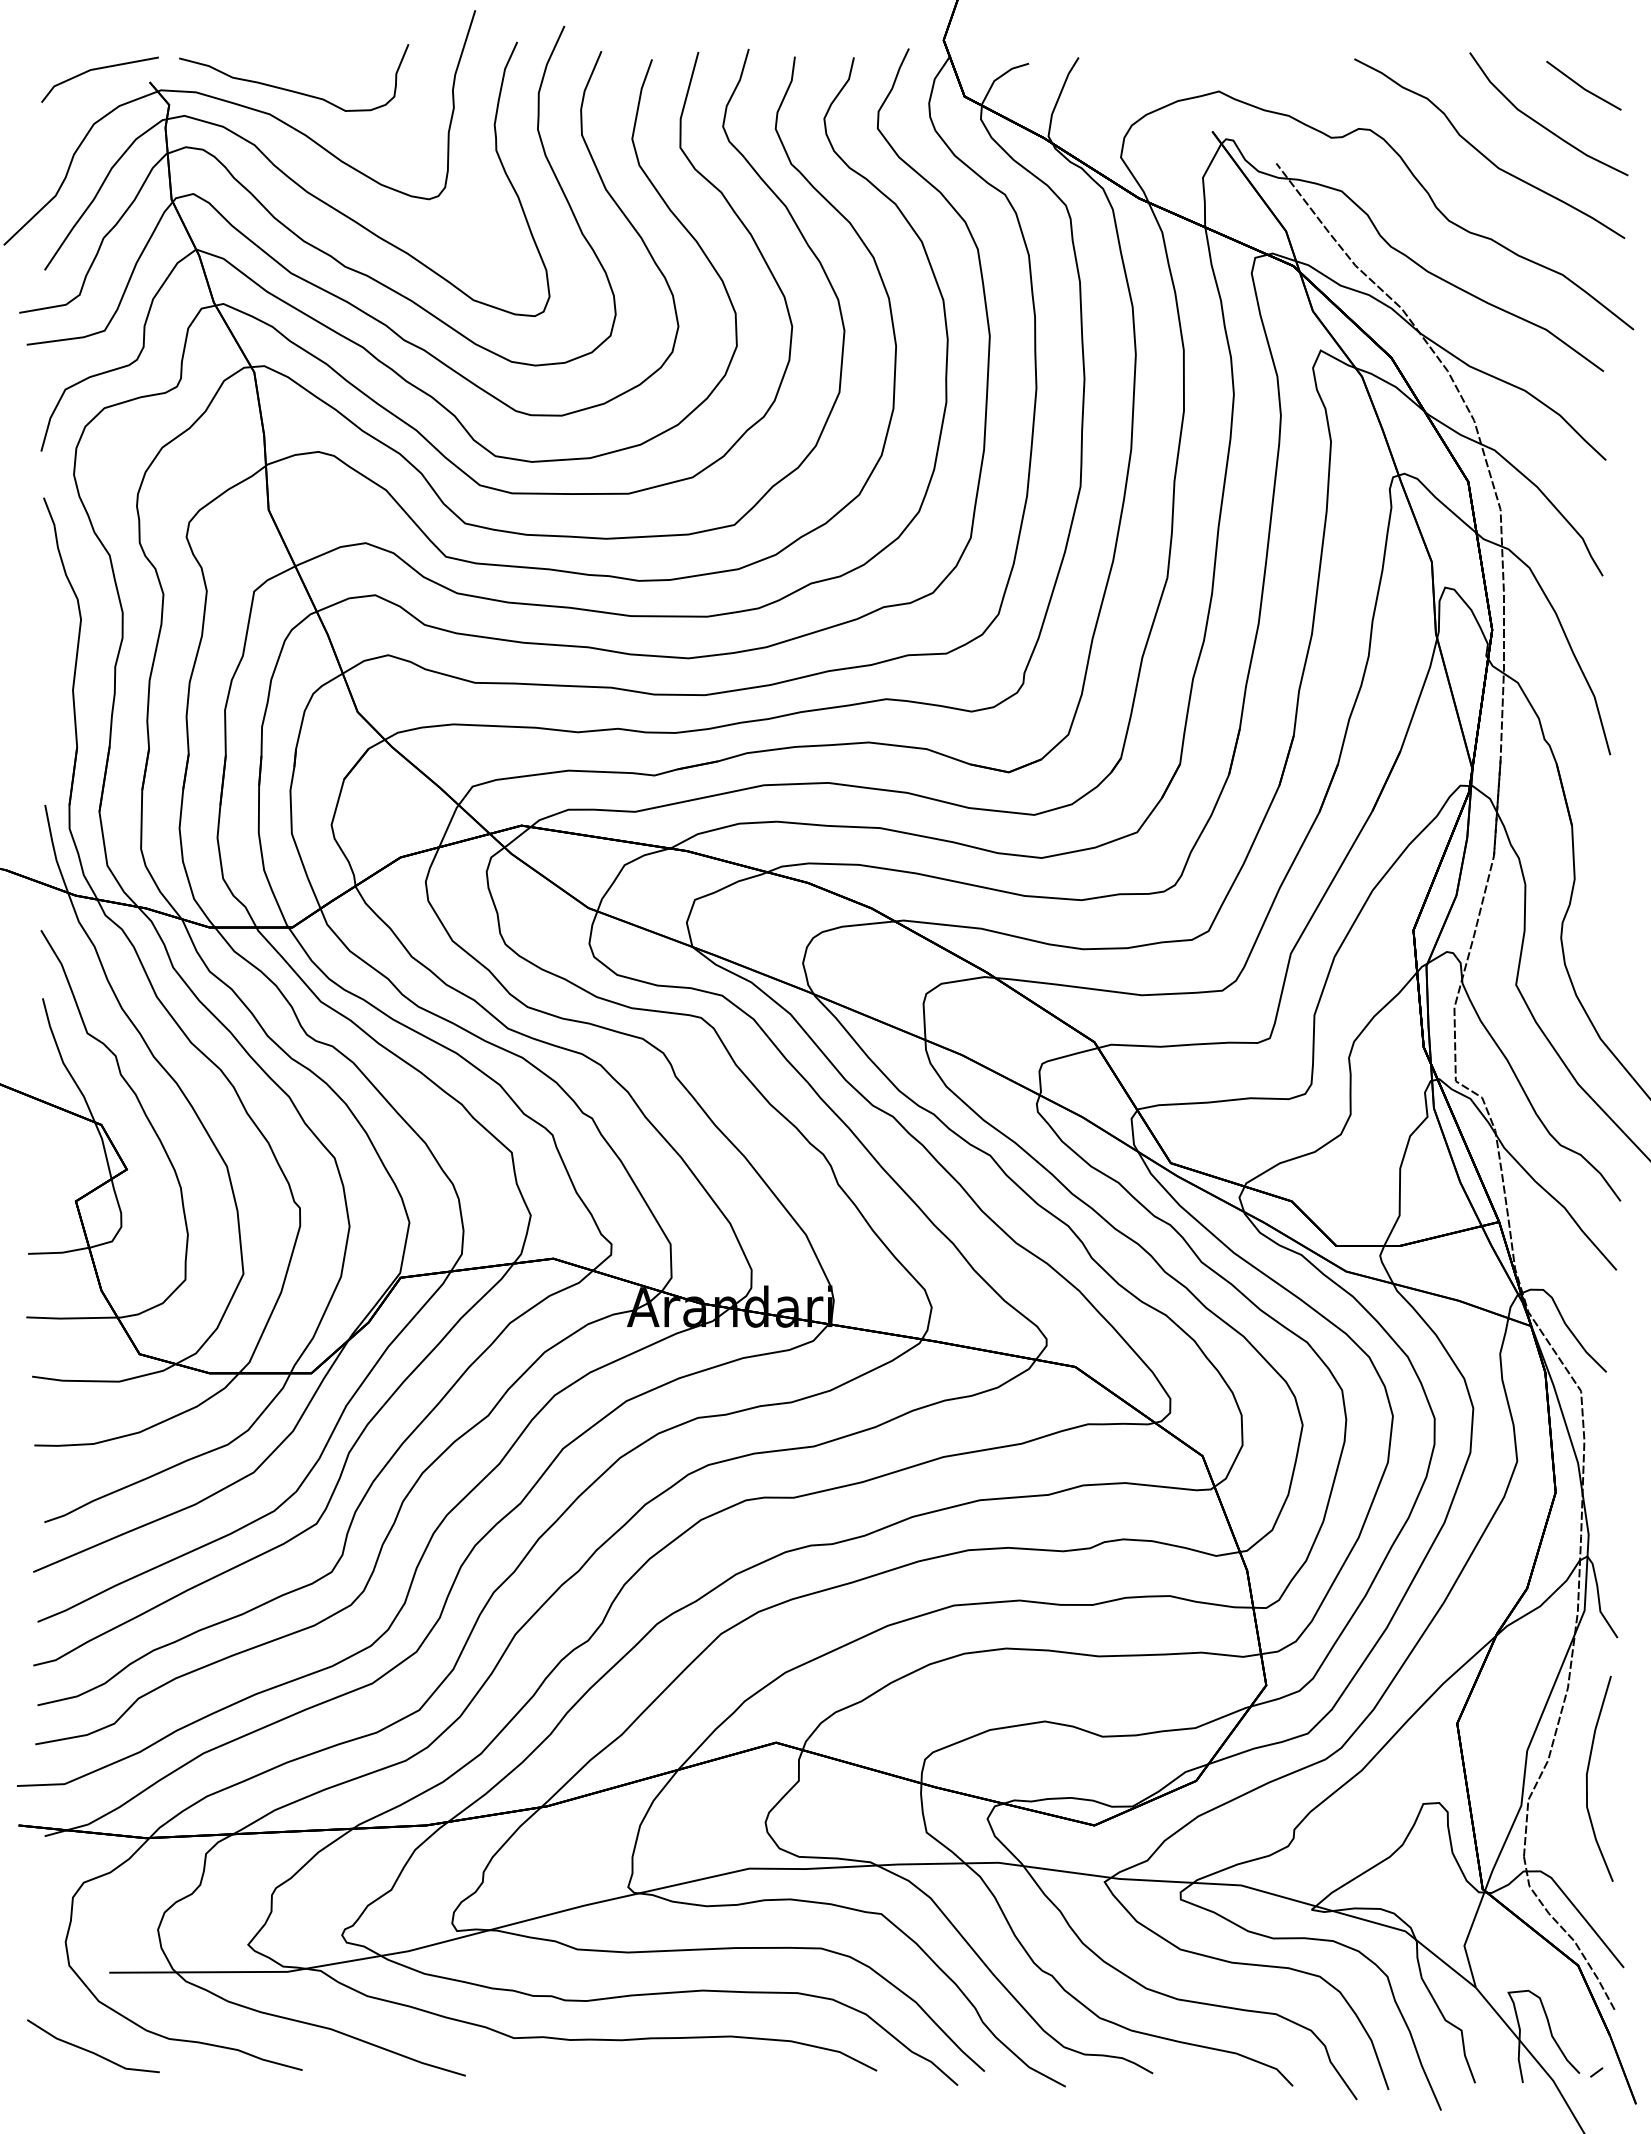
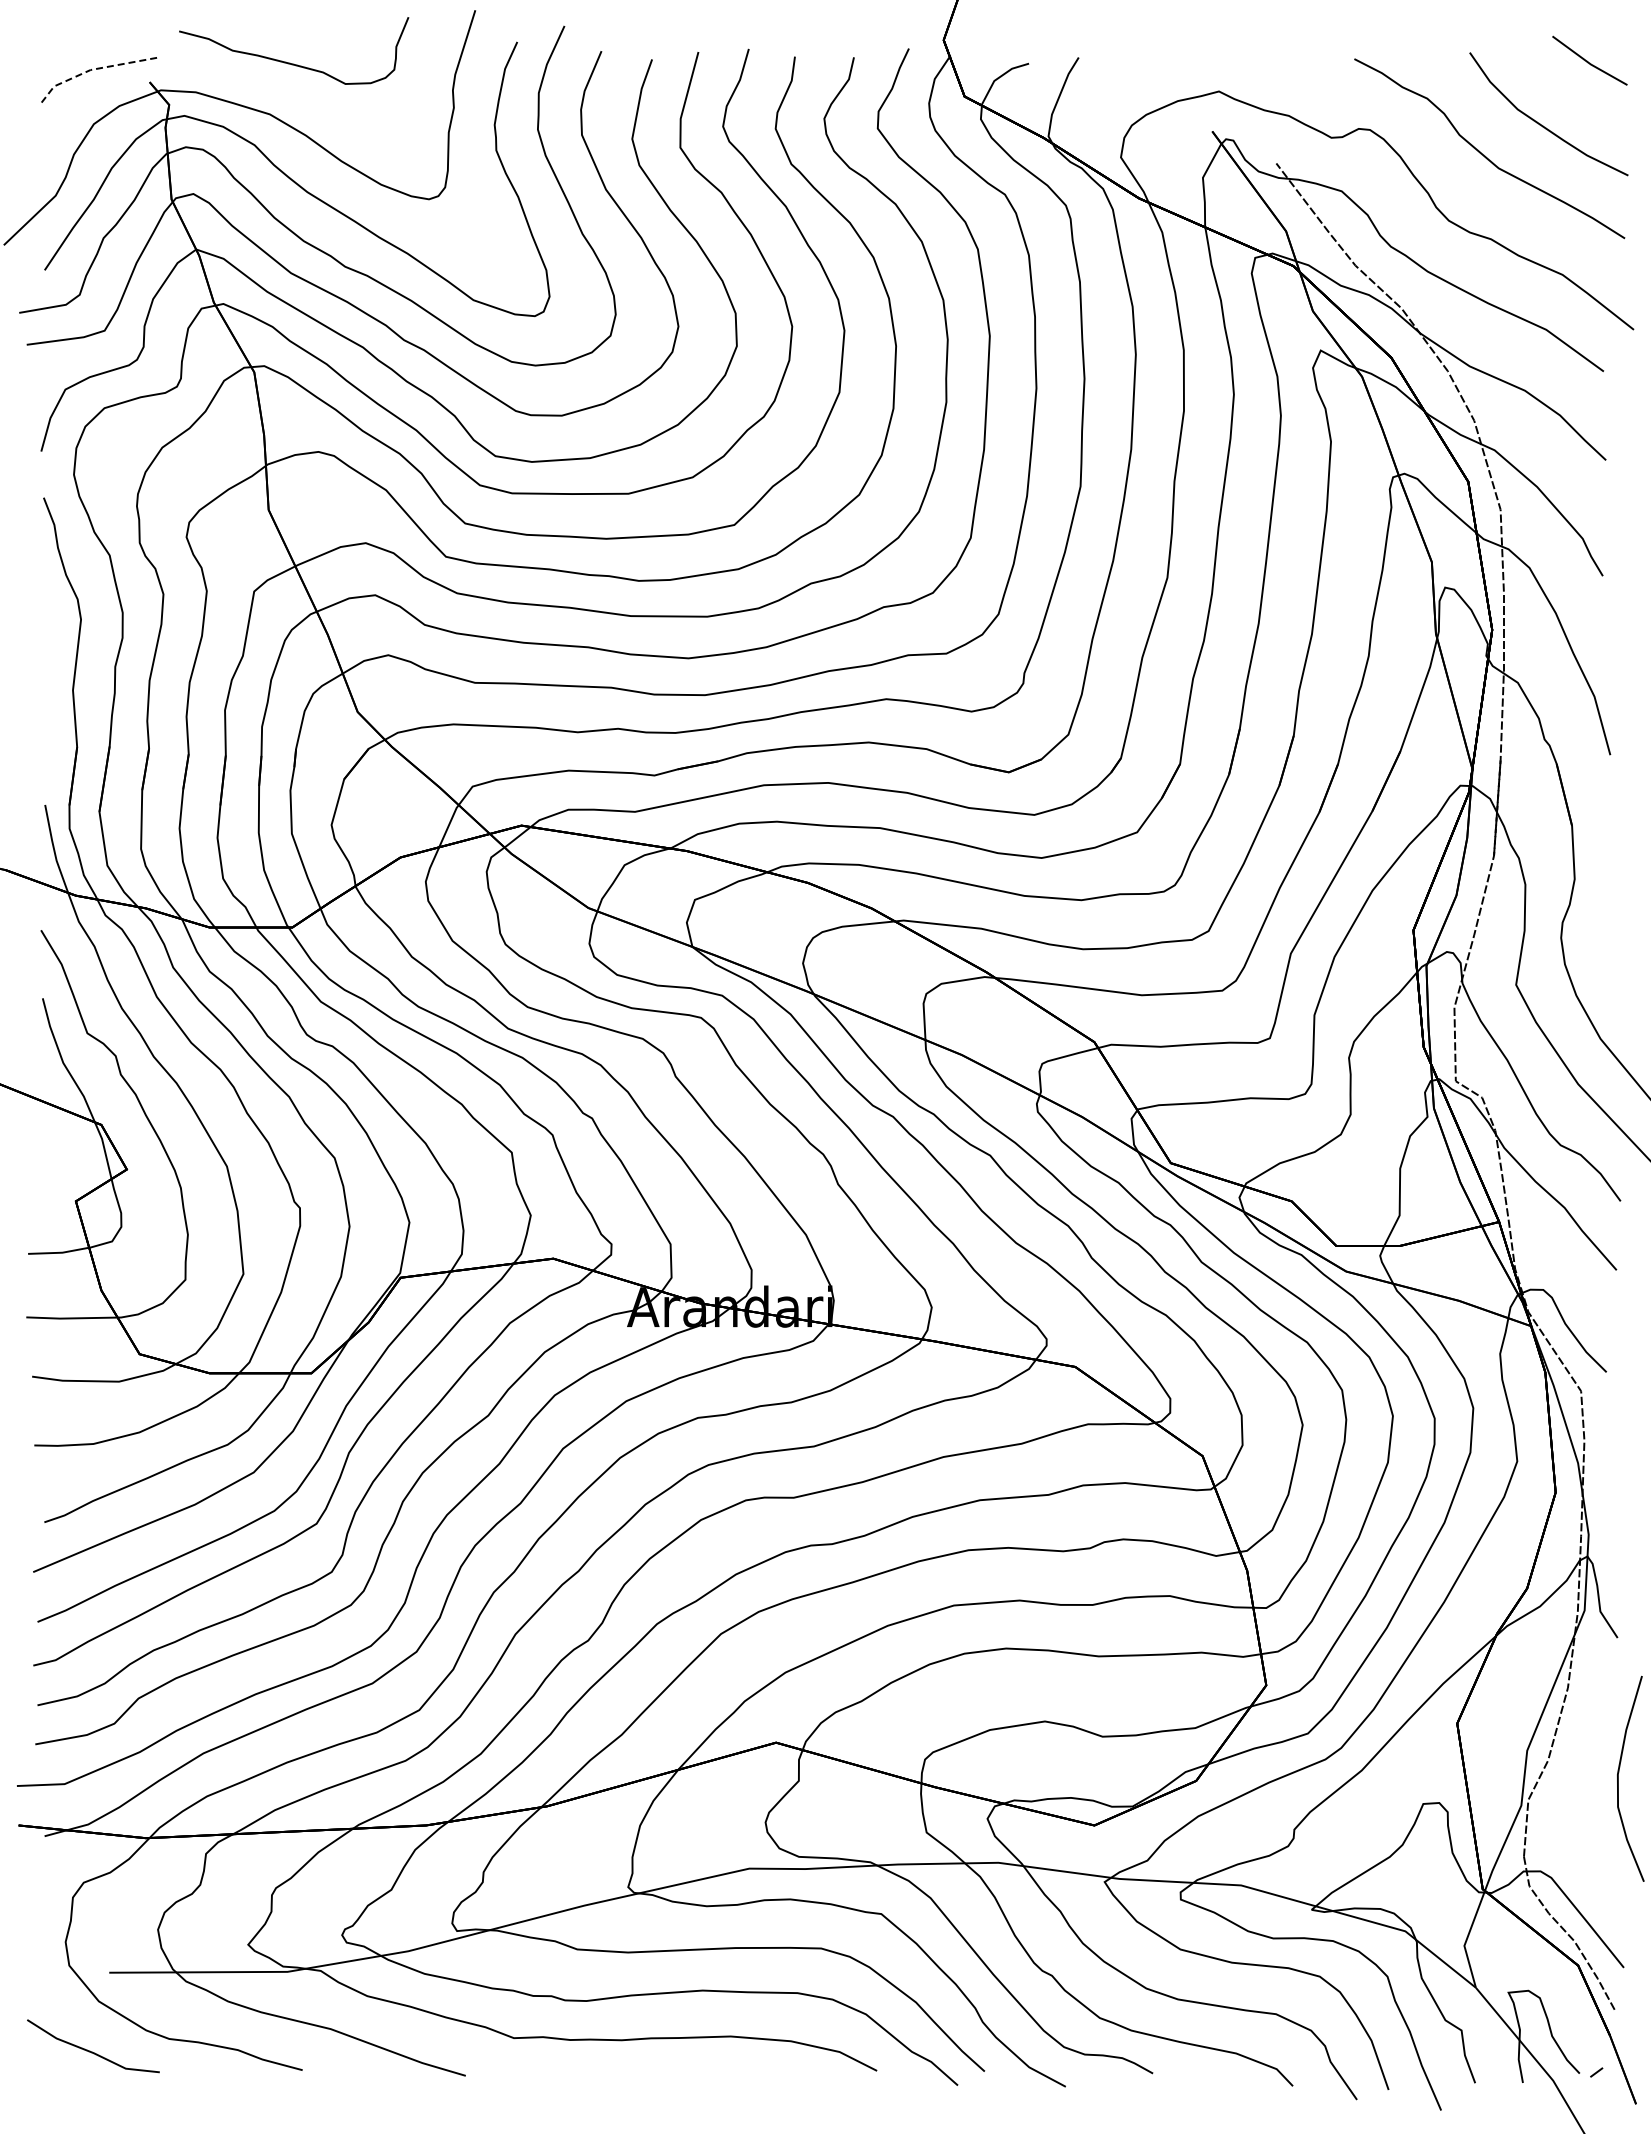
line: solid -> dashed (94, 69)
line position: (1582, 86) -> (1588, 61) (1588, 61)
curve position: (290, 89) -> (290, 62) (290, 62)
curve position: (1587, 1778) -> (1618, 1778) (1618, 1778)
